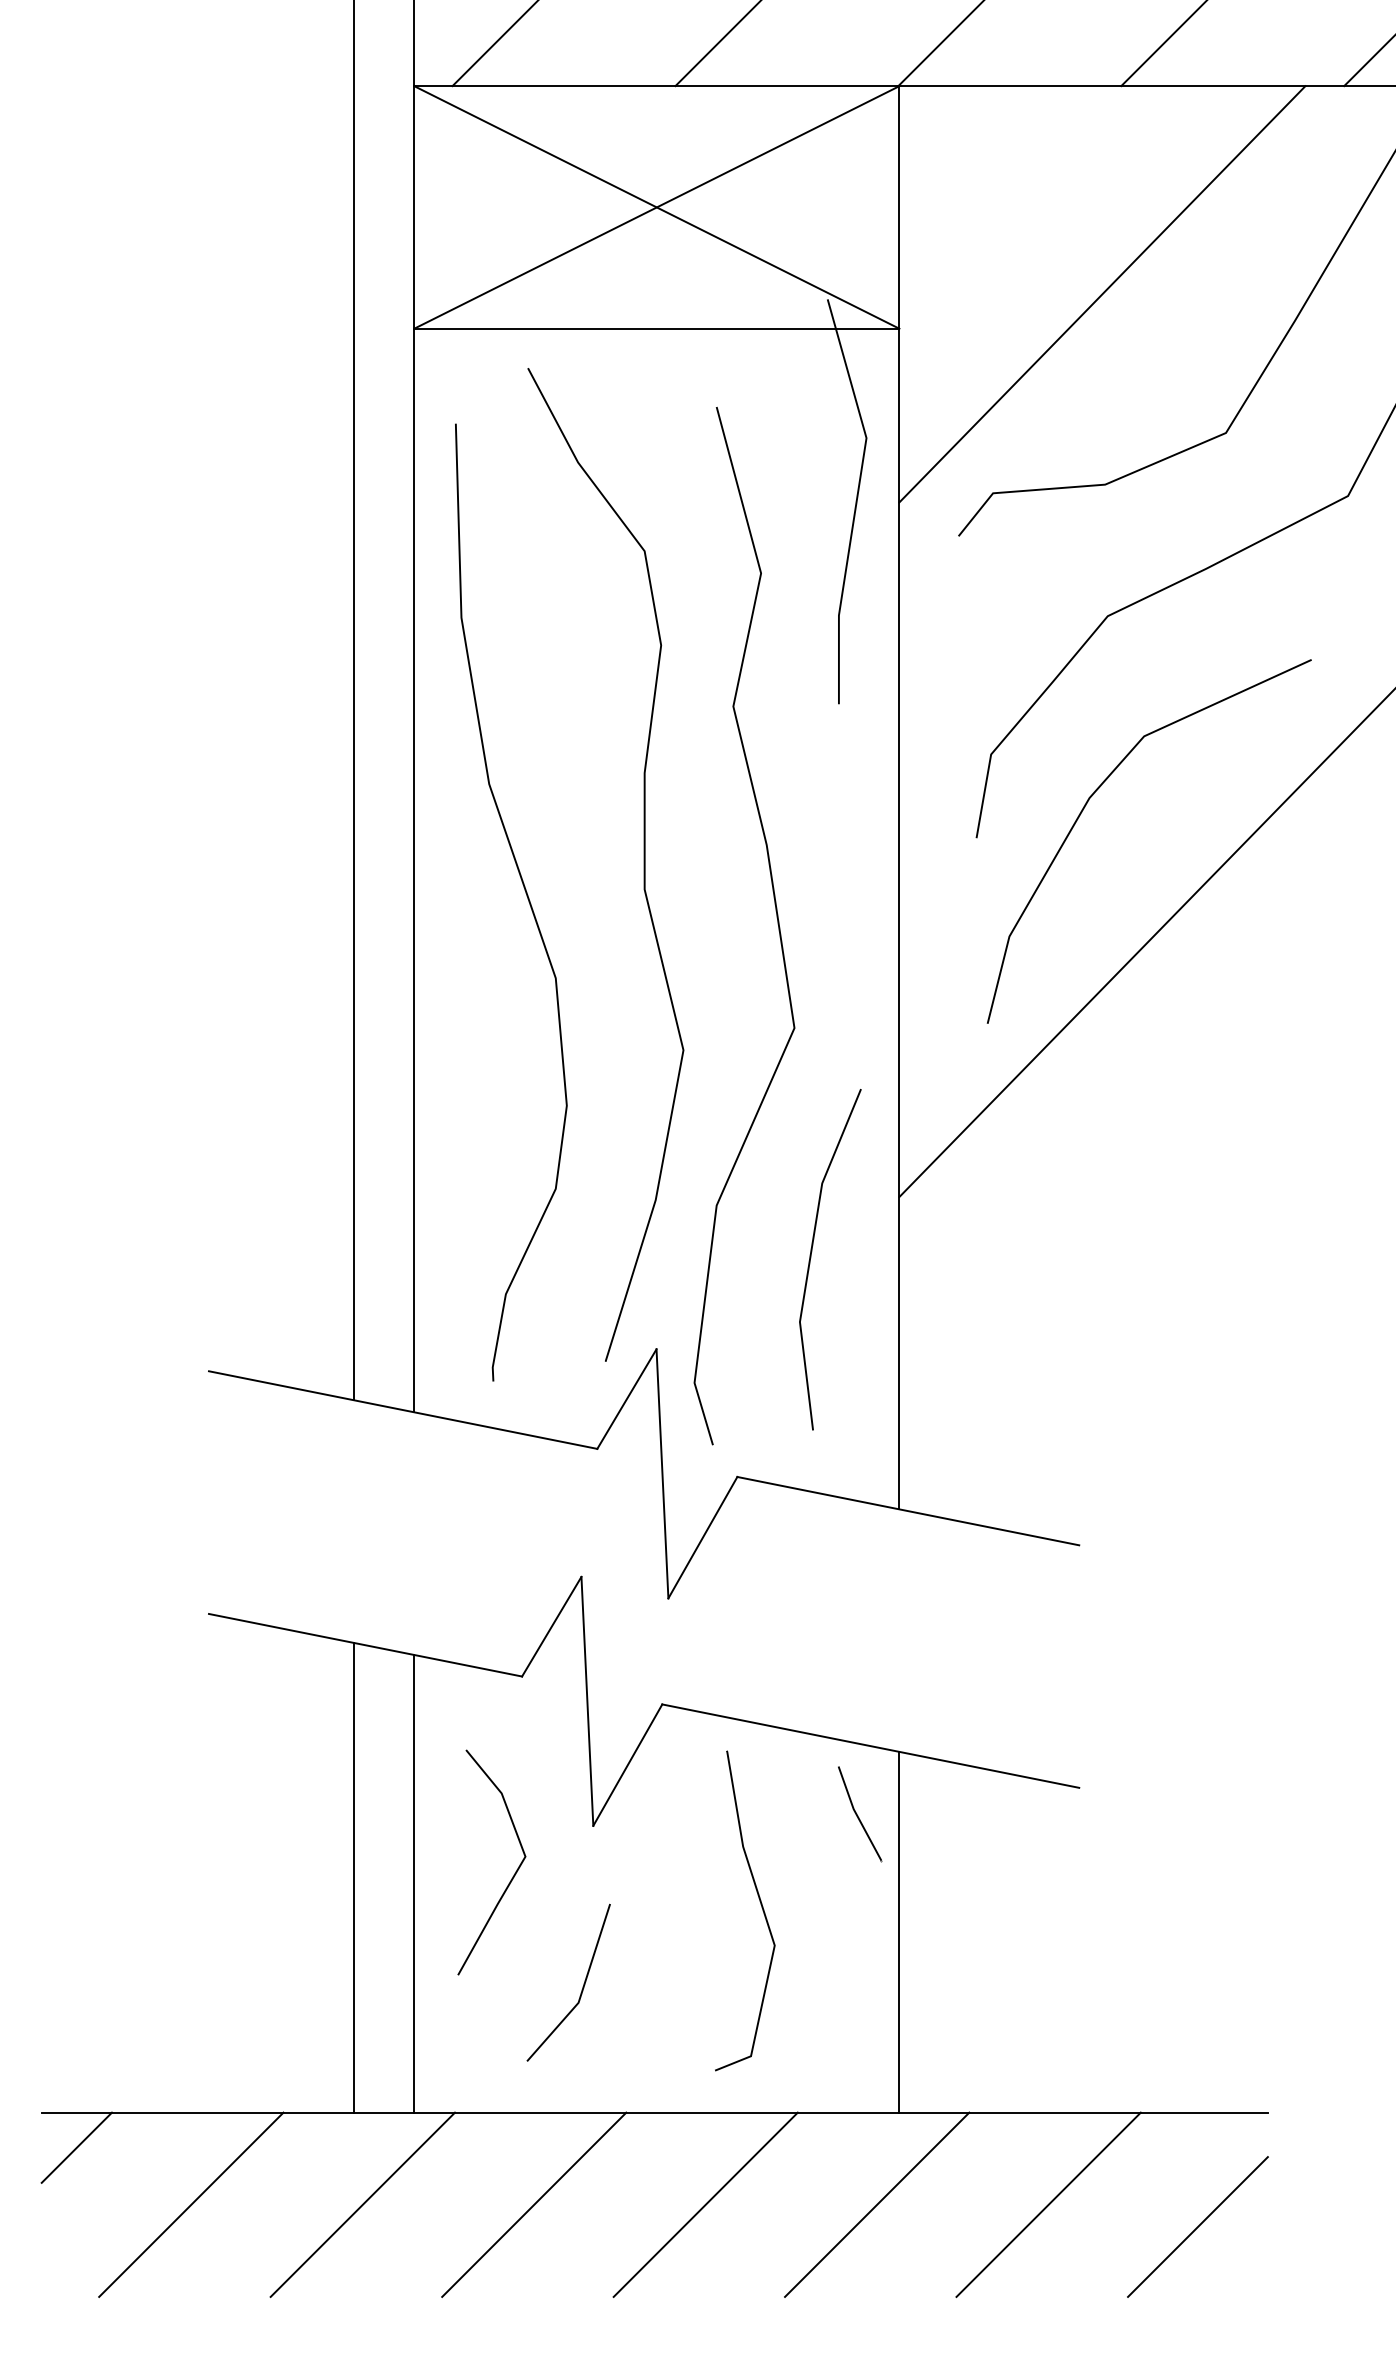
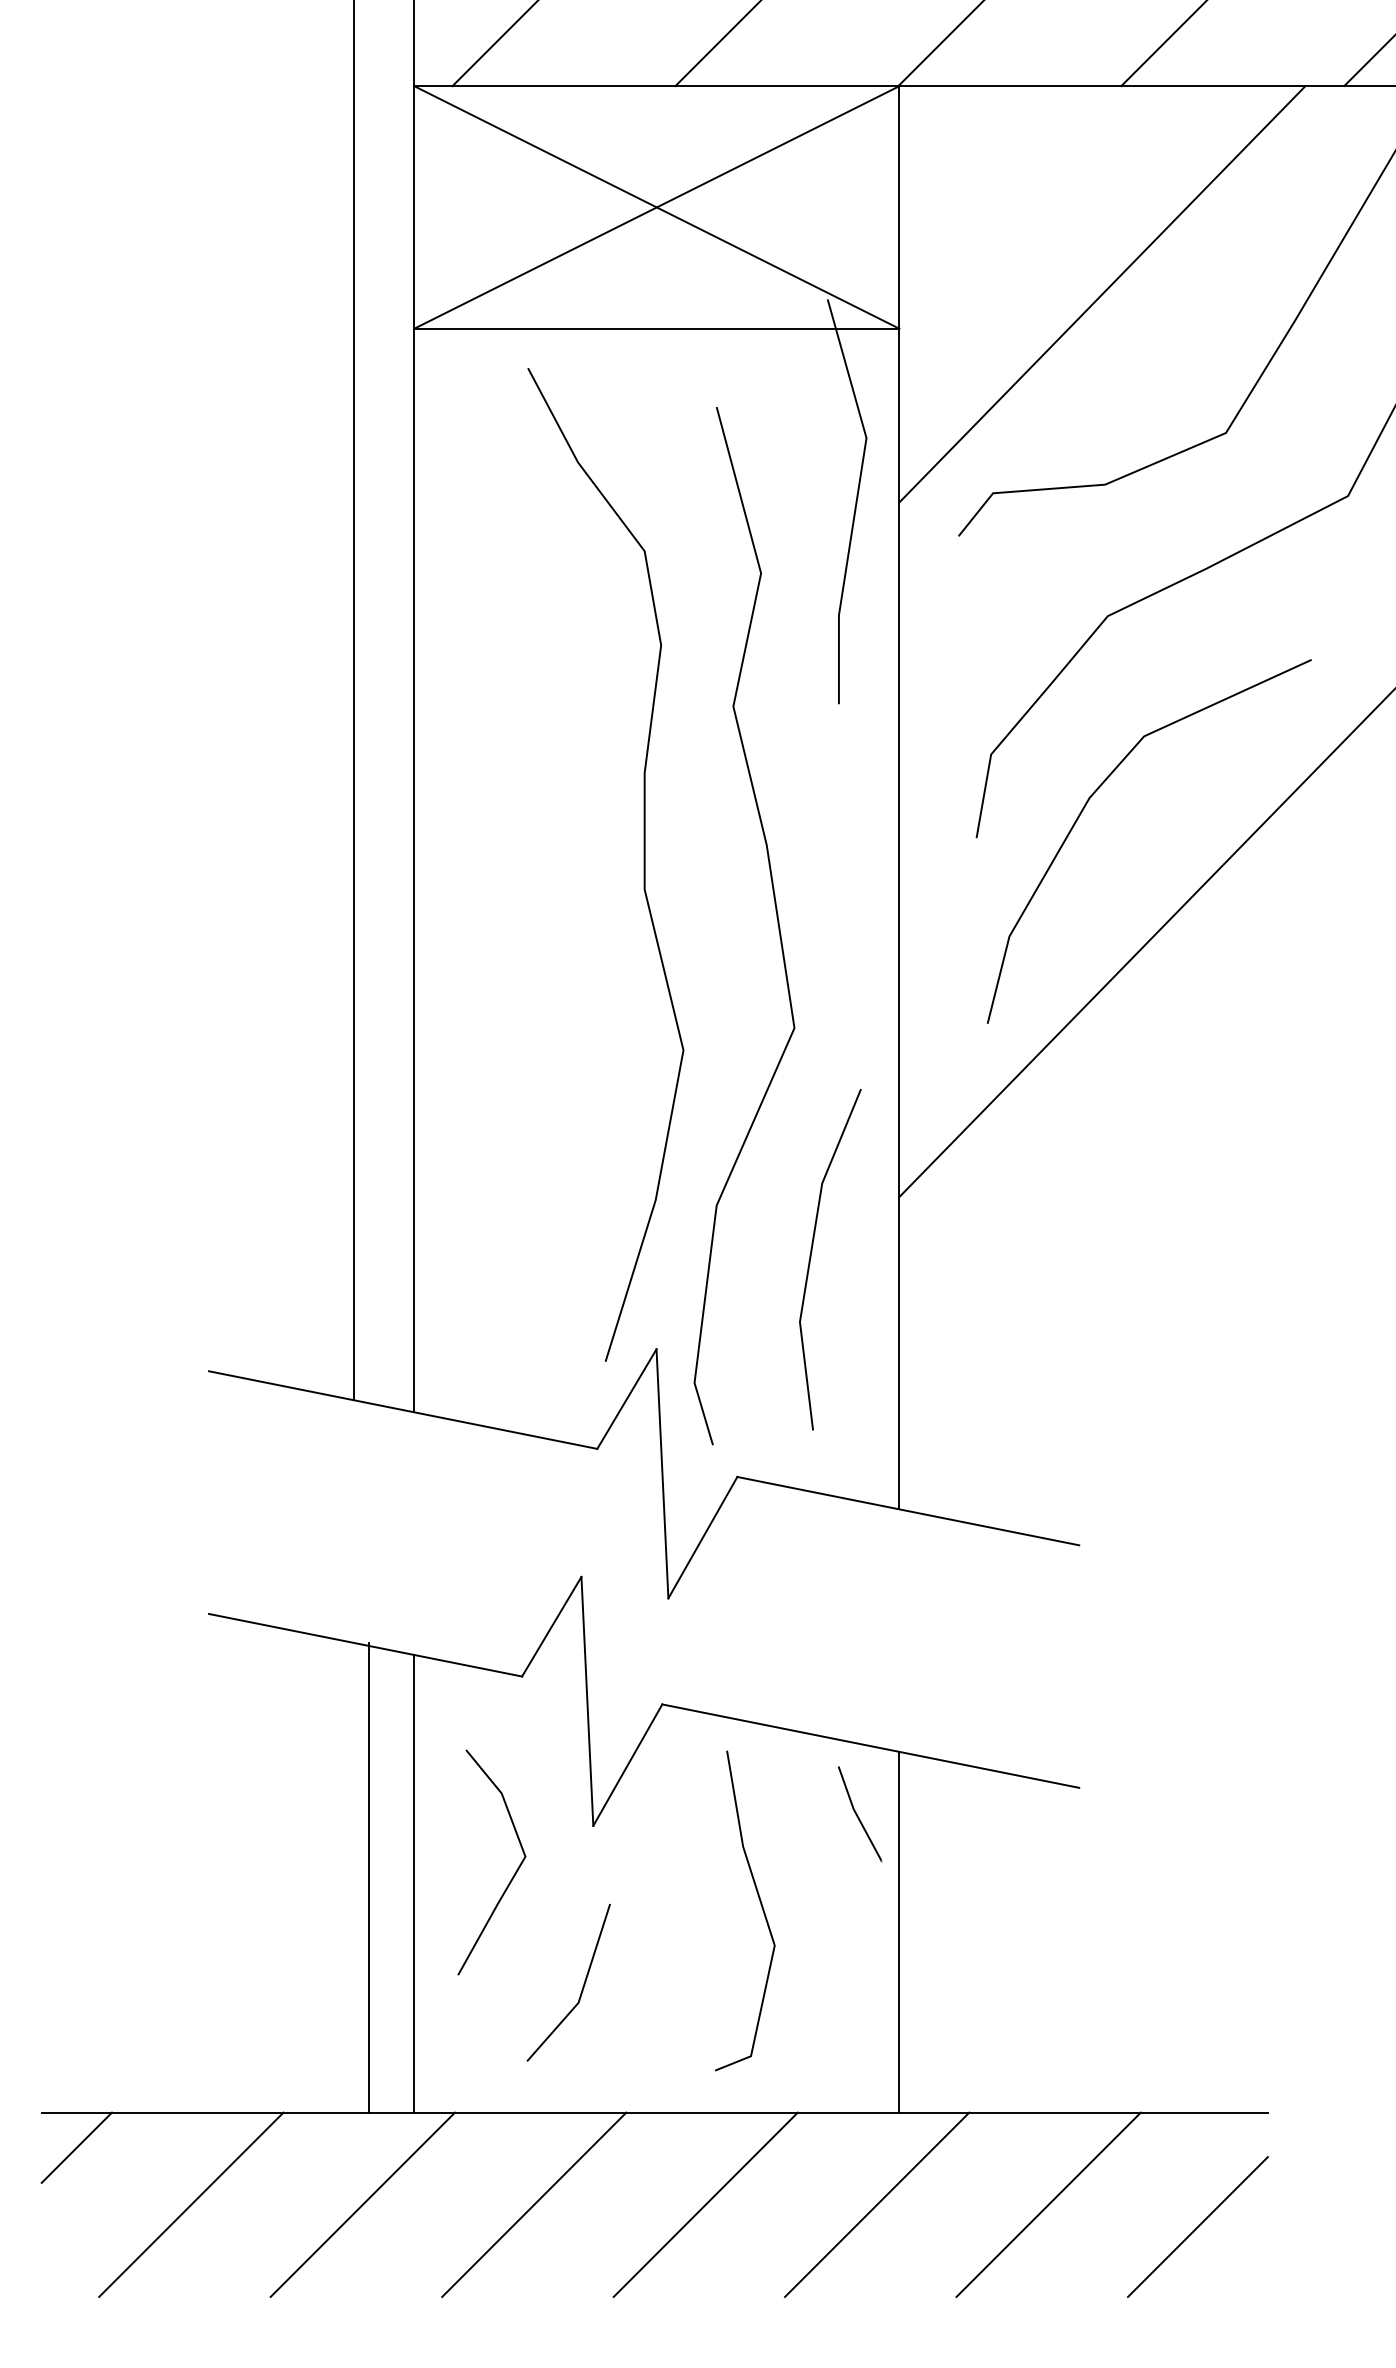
curve: present -> none (526, 896)
line position: (353, 1877) -> (368, 1877) (368, 1877)
